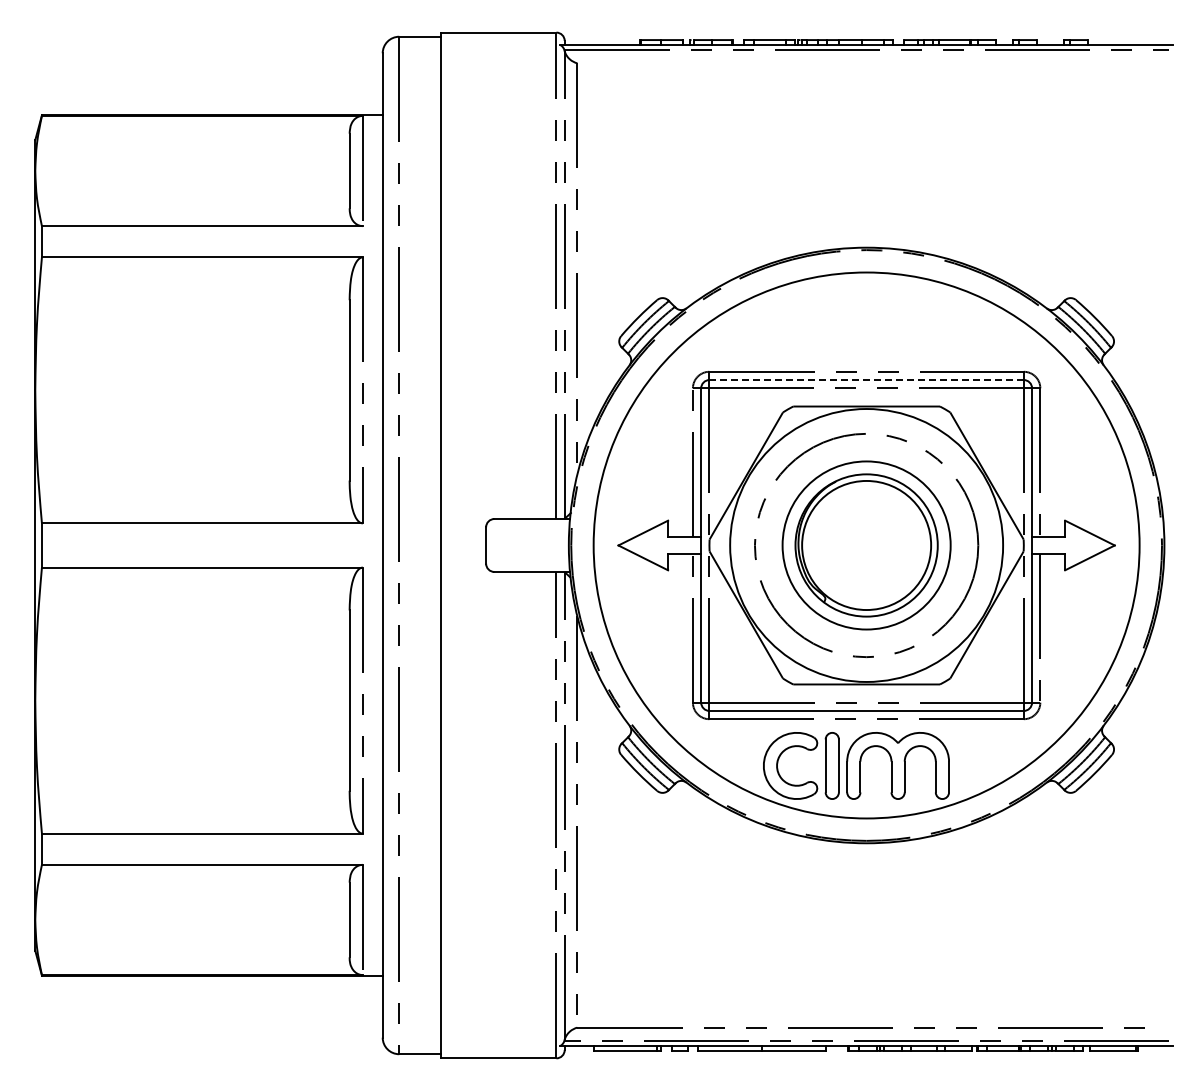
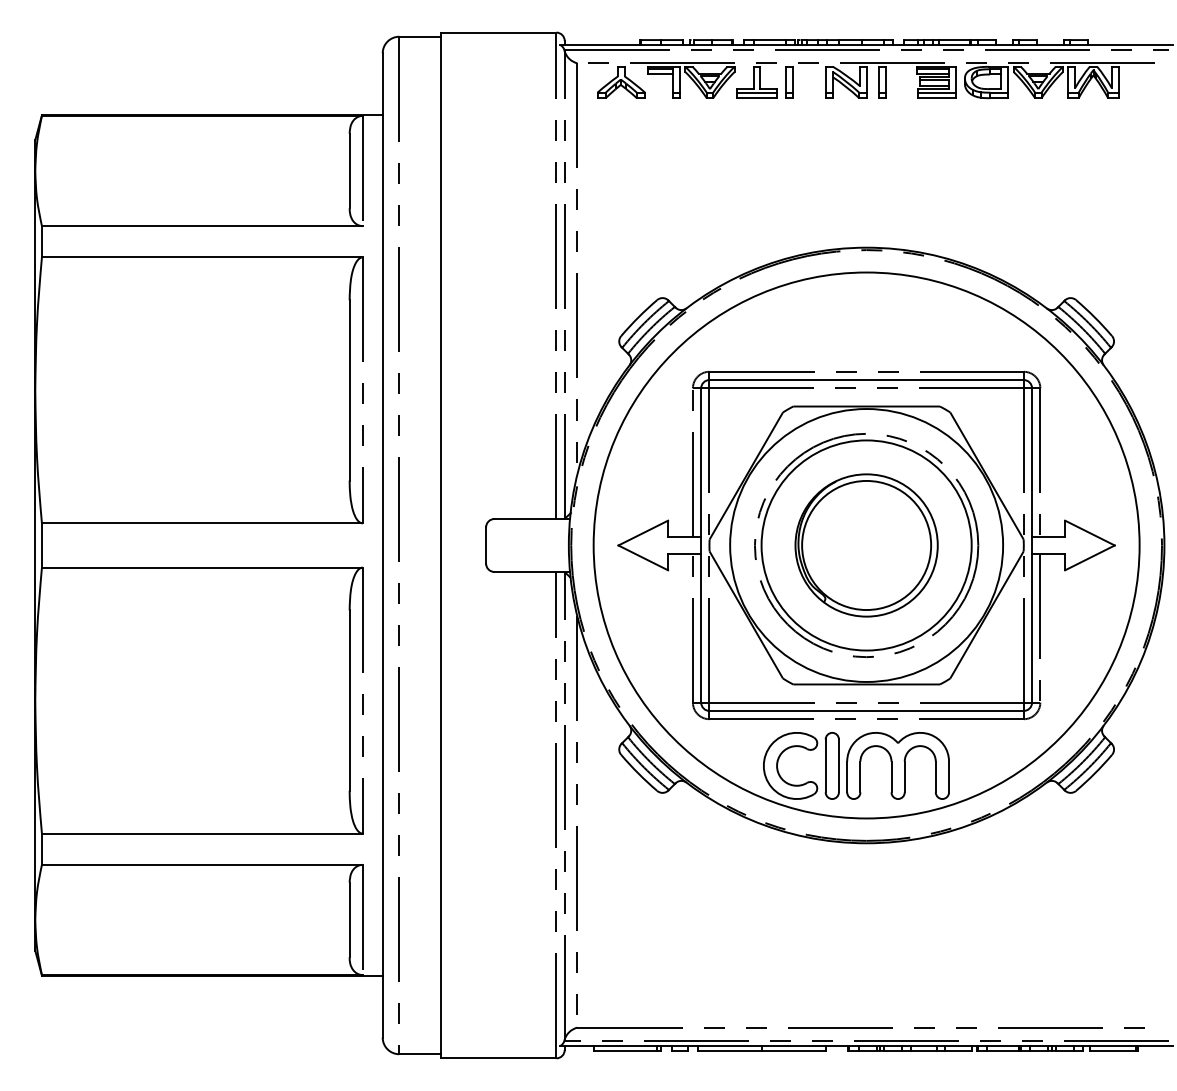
part: none -> present (871, 80)
line: dashed -> solid (867, 380)
circle diameter: 168 px -> 210 px (866, 545)
